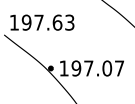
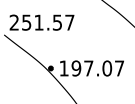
text: 197.63 -> 251.57 (41, 22)
